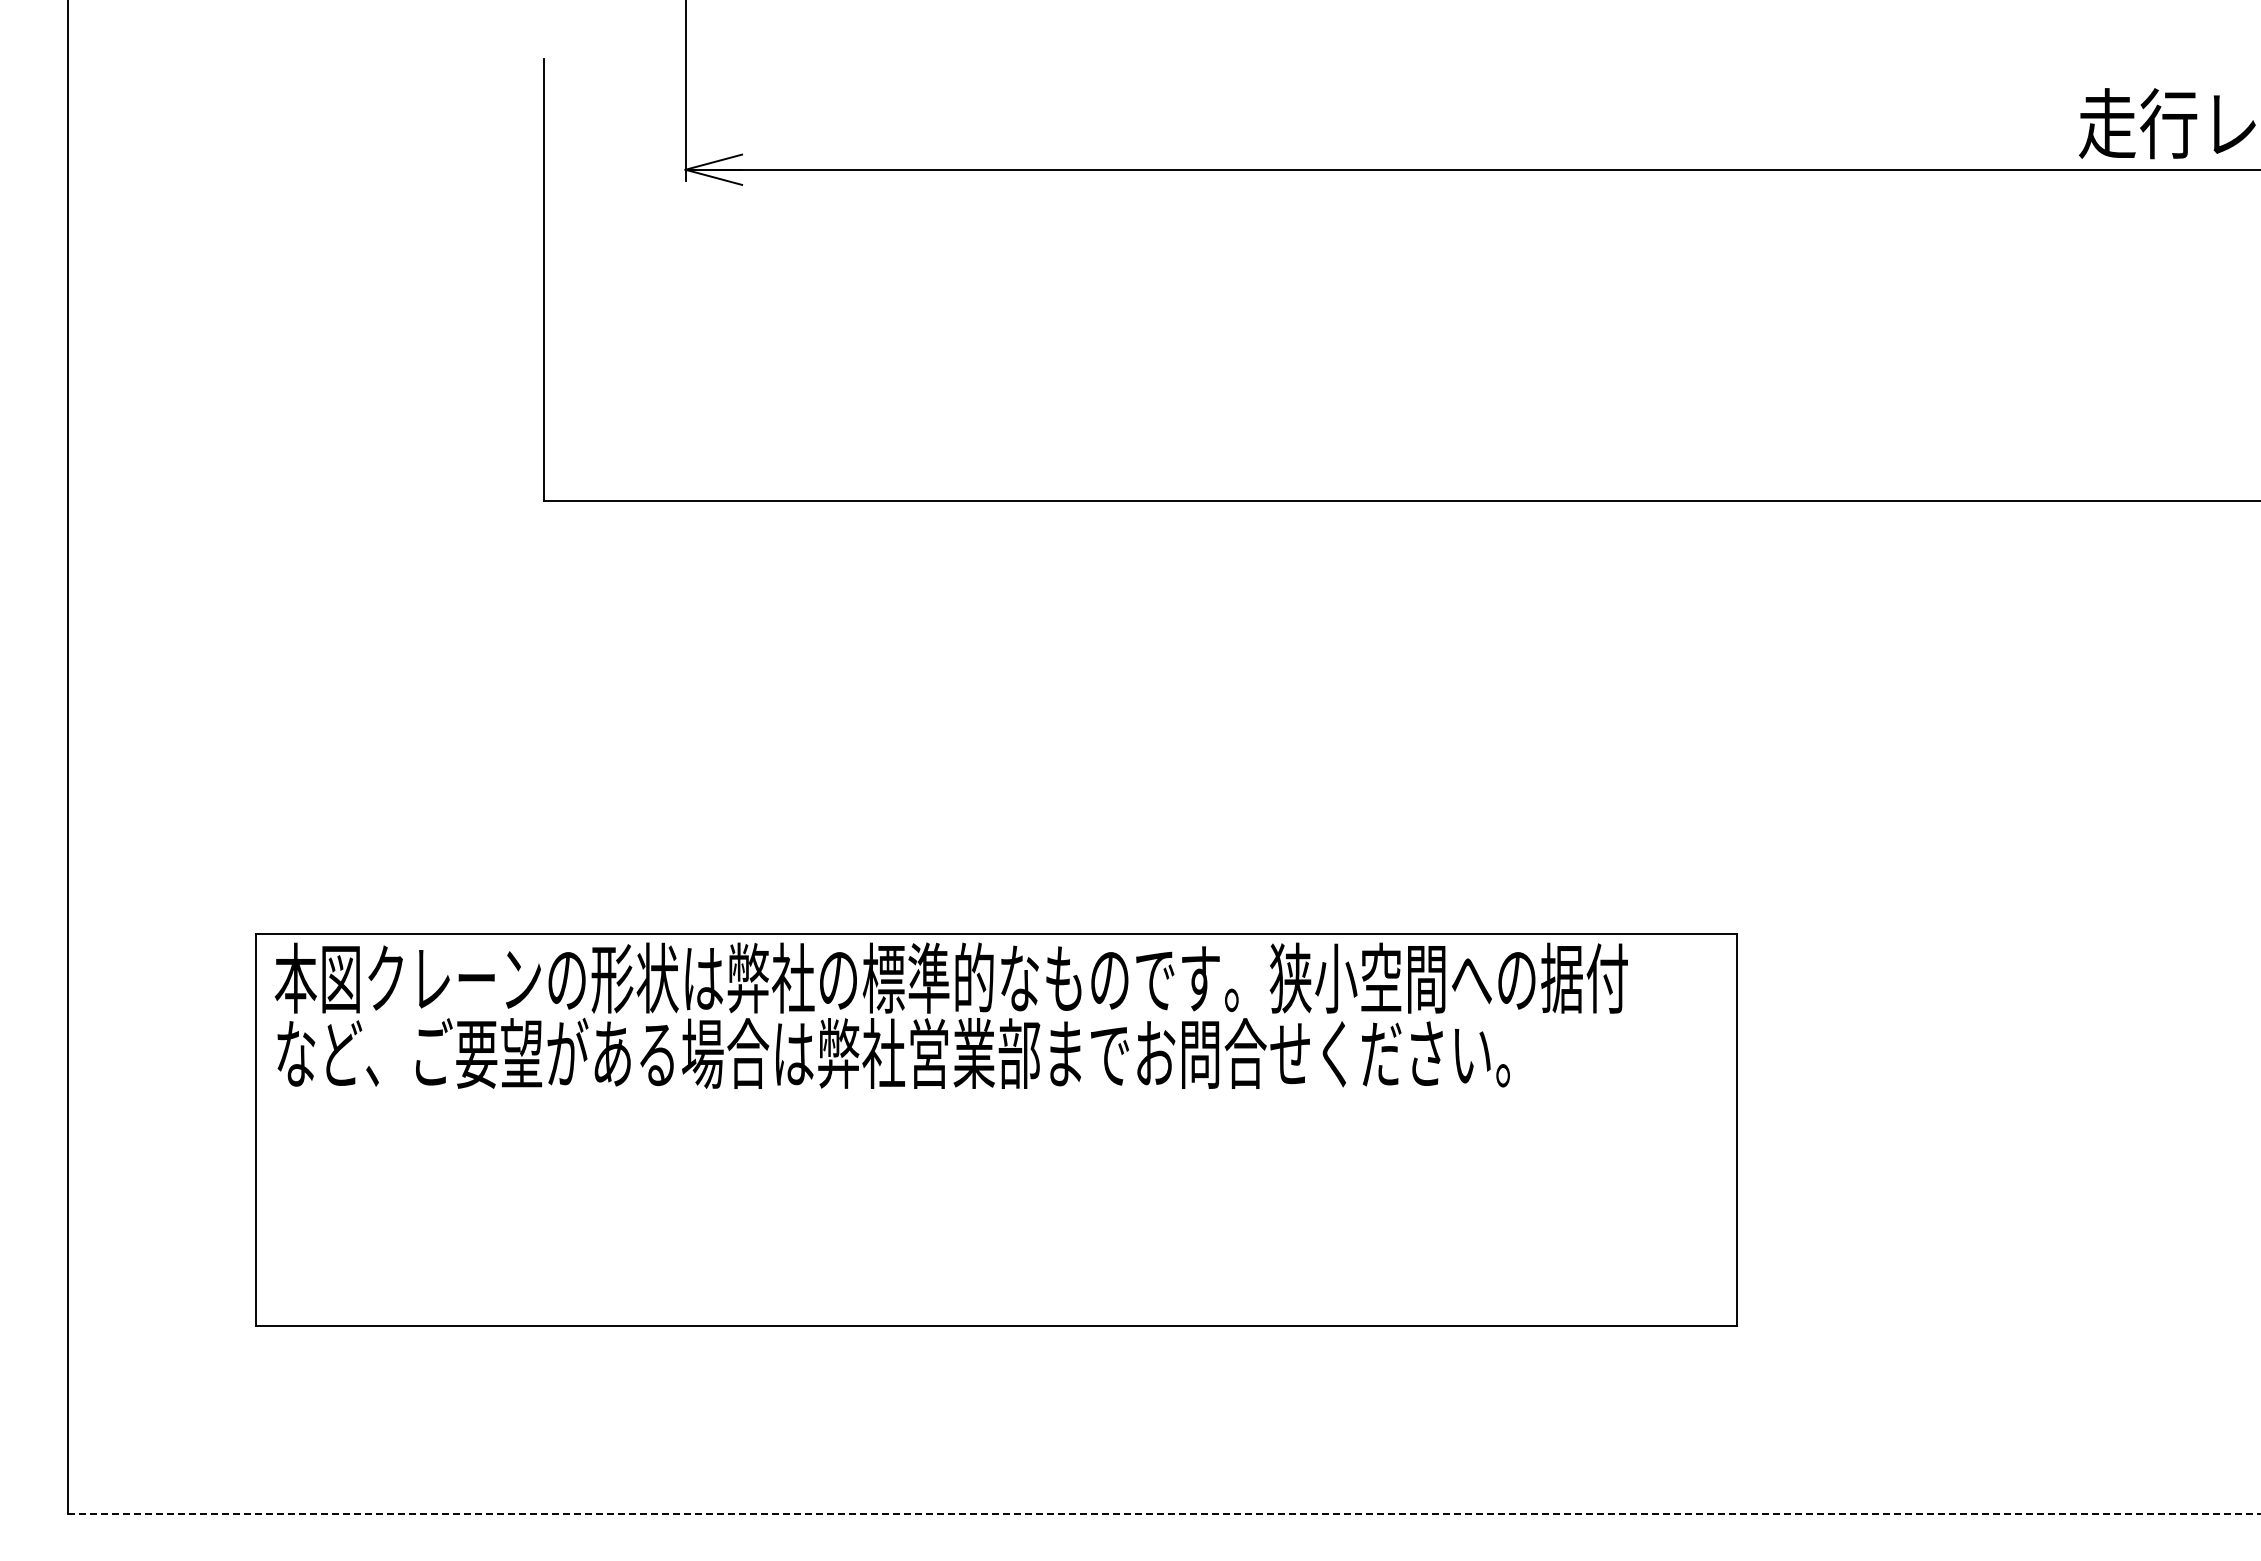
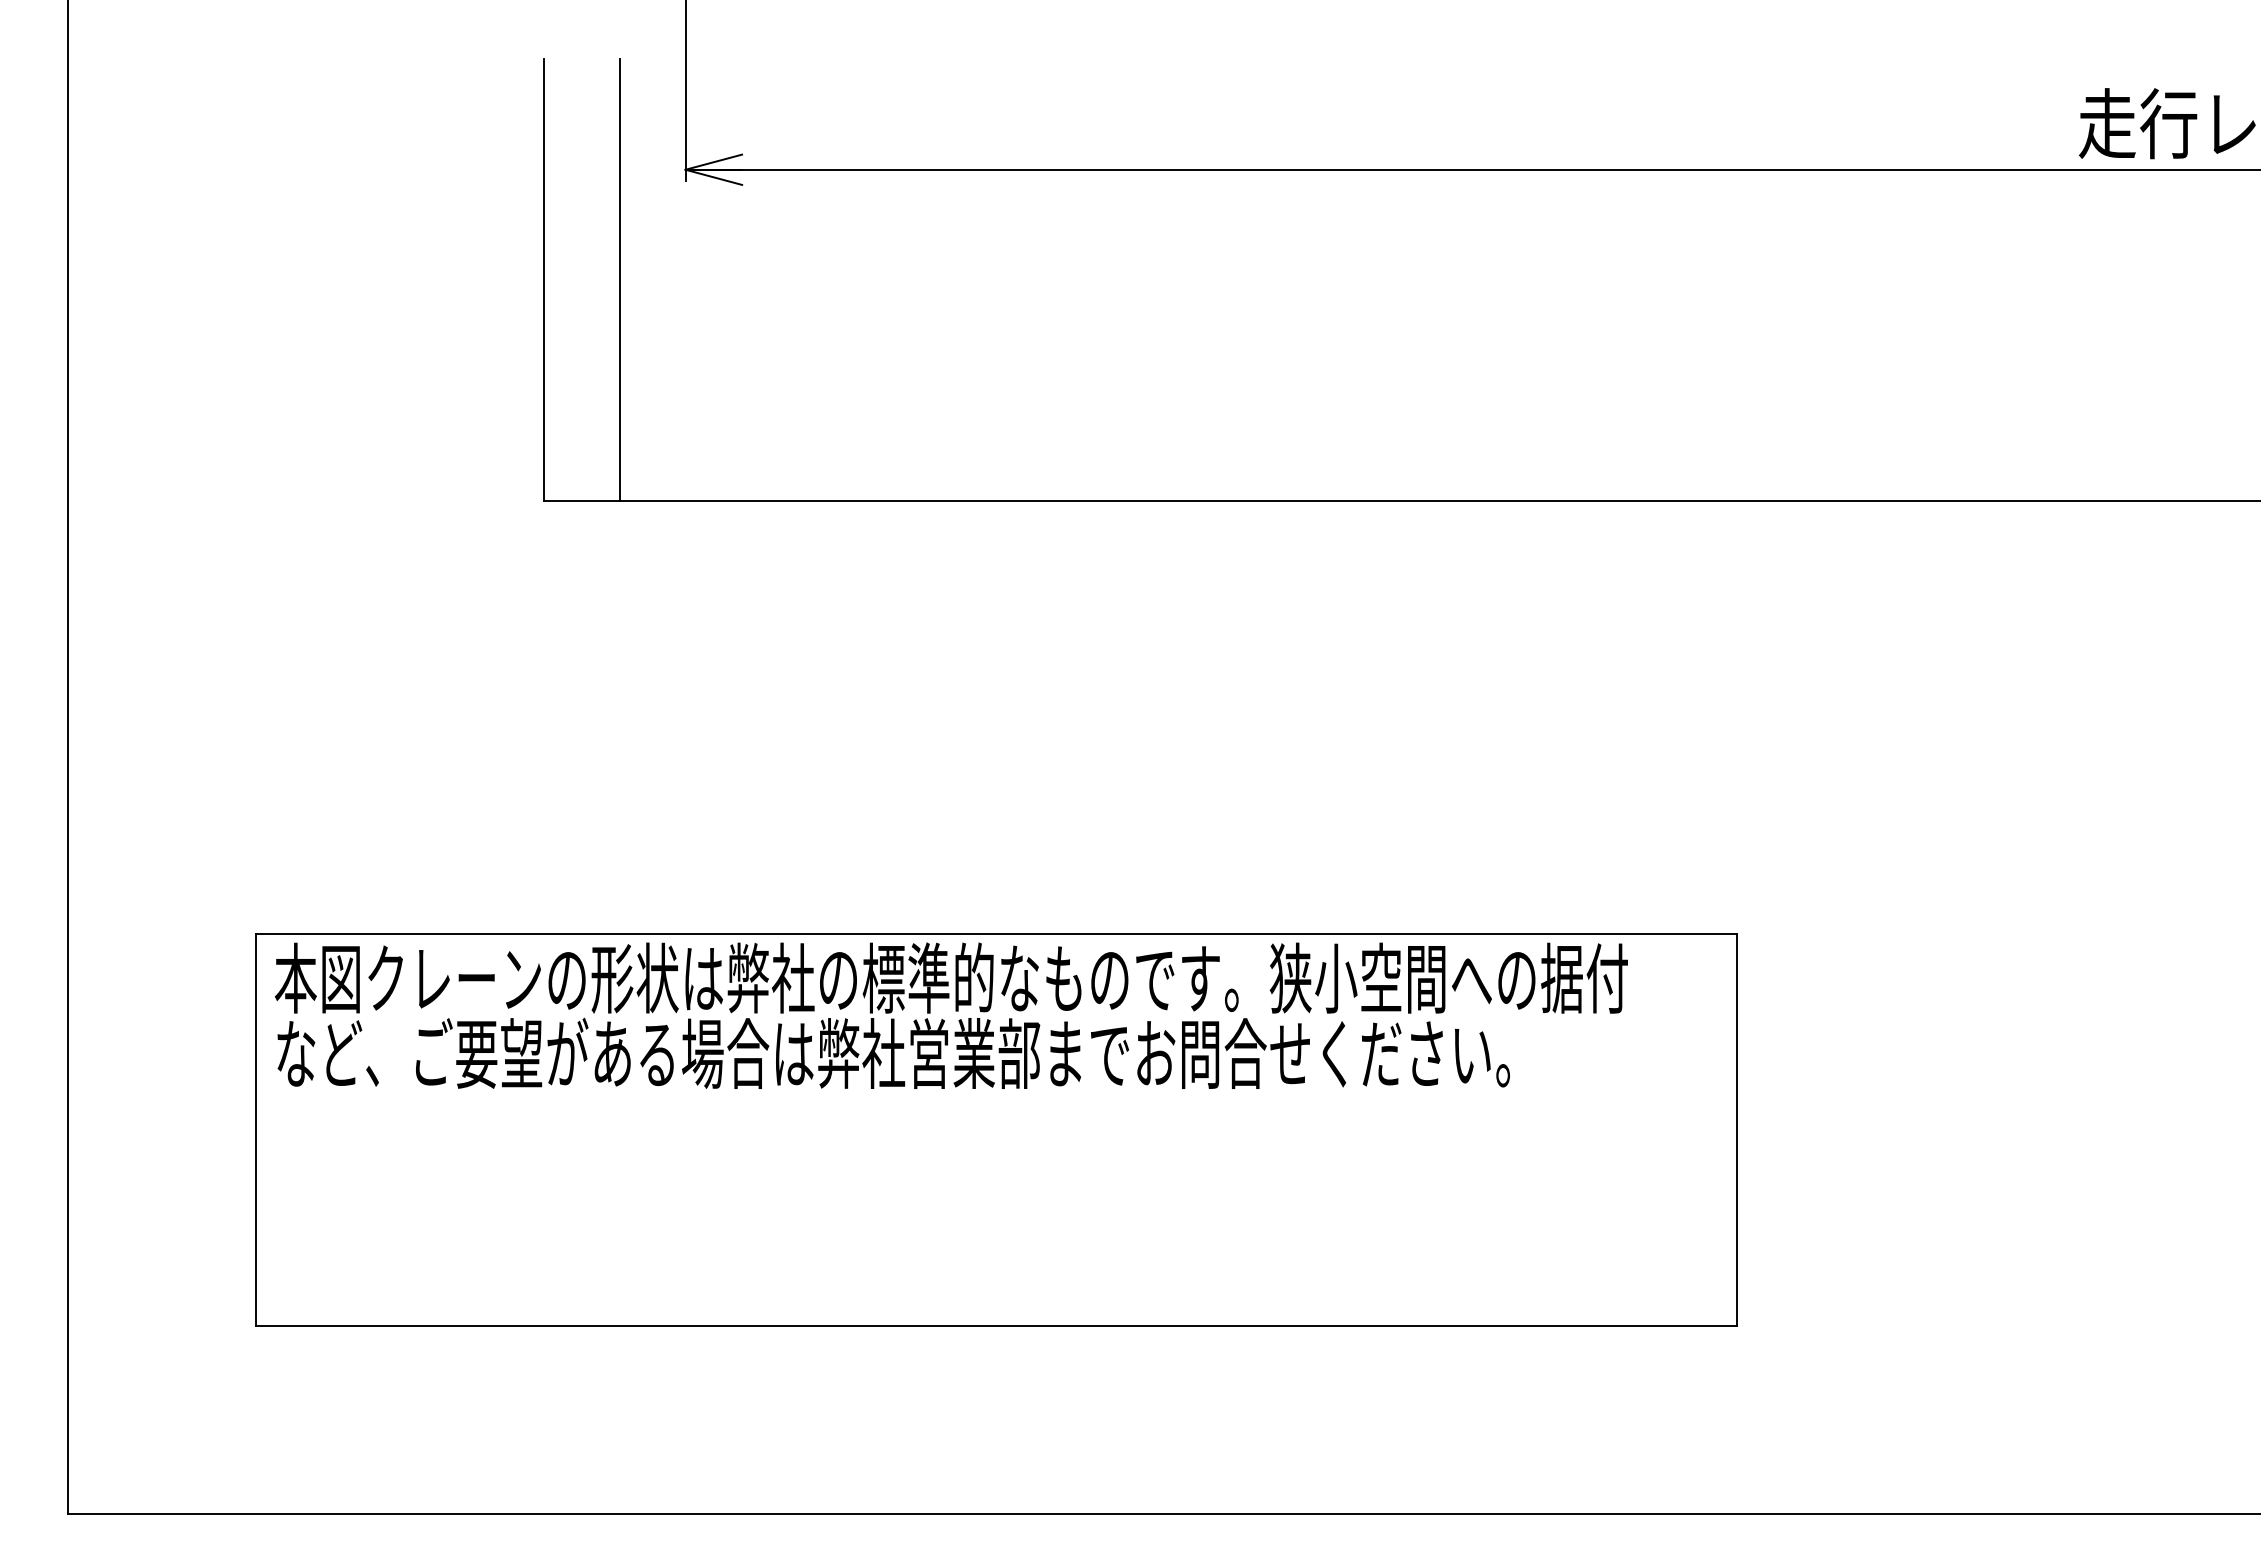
line: none -> present (619, 279)
line: dashed -> solid (1163, 1514)
